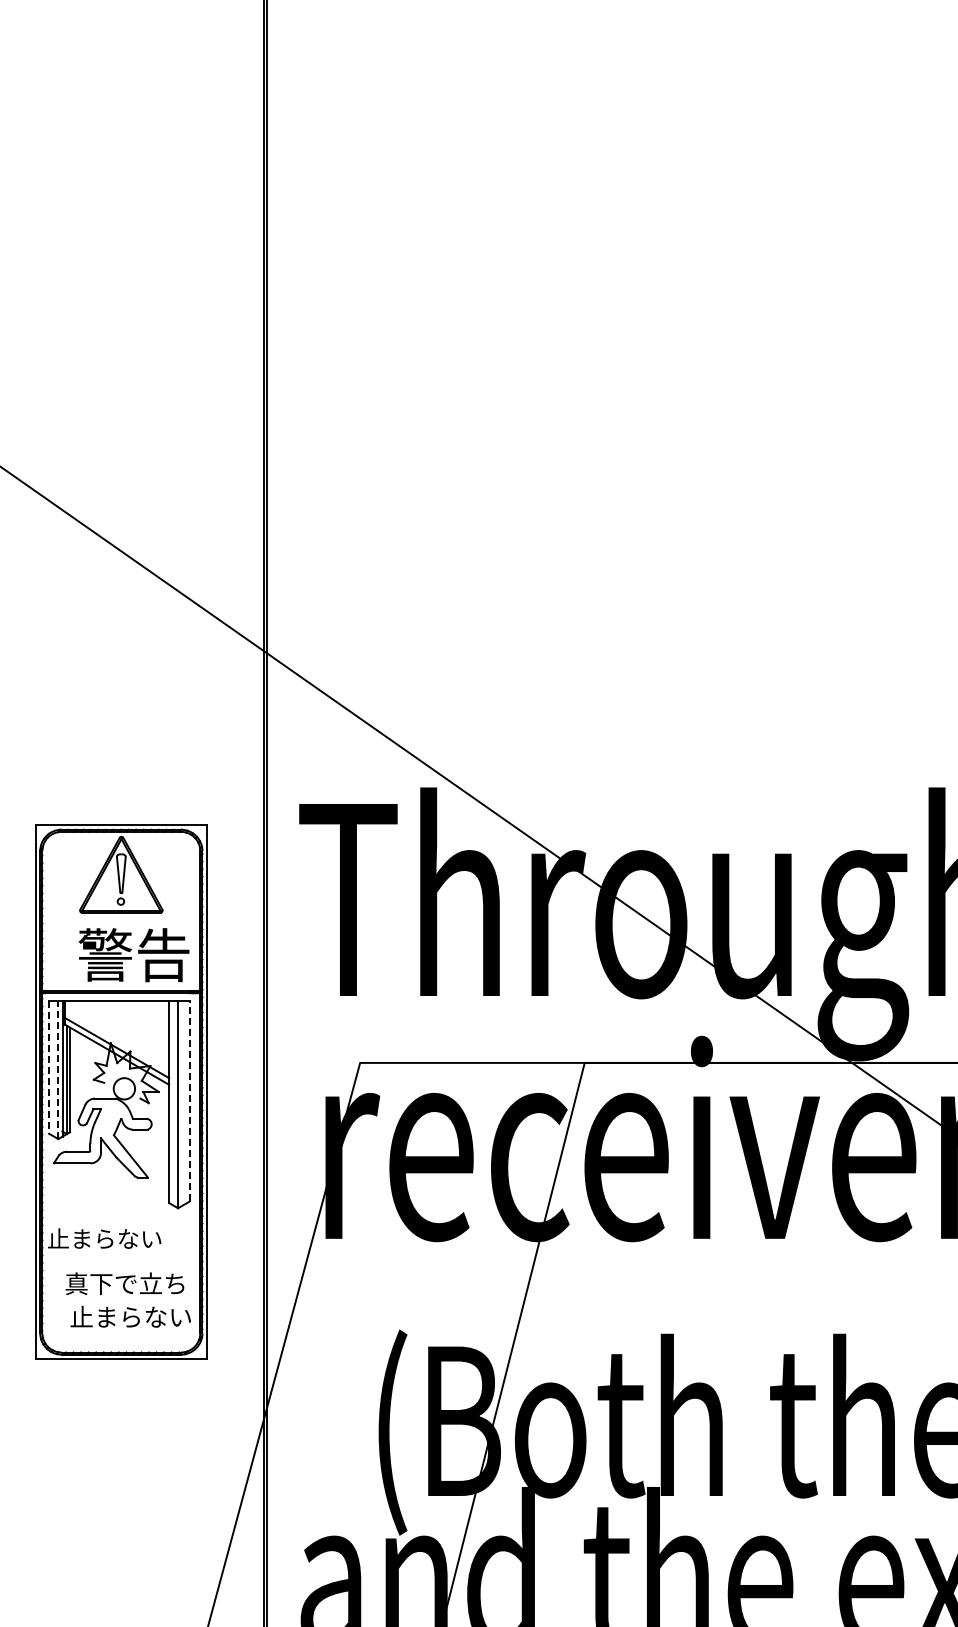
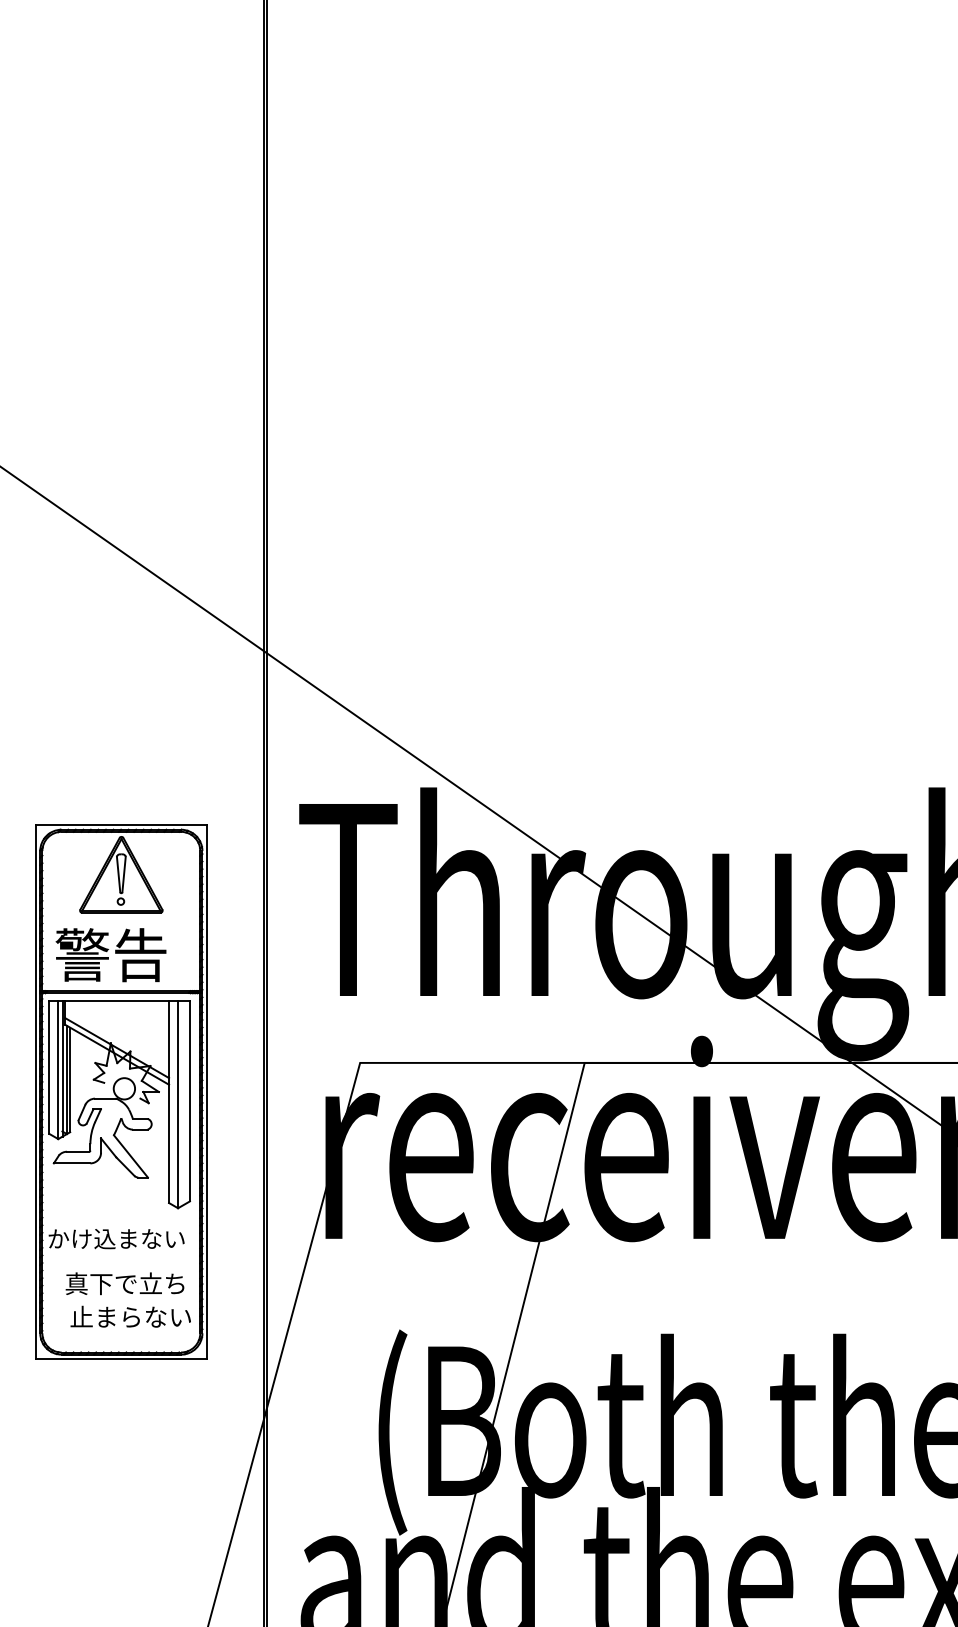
text position: (133, 955) -> (110, 955) (110, 955)
line: dashed -> solid (49, 1067)
line: dashed -> solid (58, 1069)
line: dashed -> solid (189, 1100)
text: 止まらない -> かけ込まない (116, 1238)
